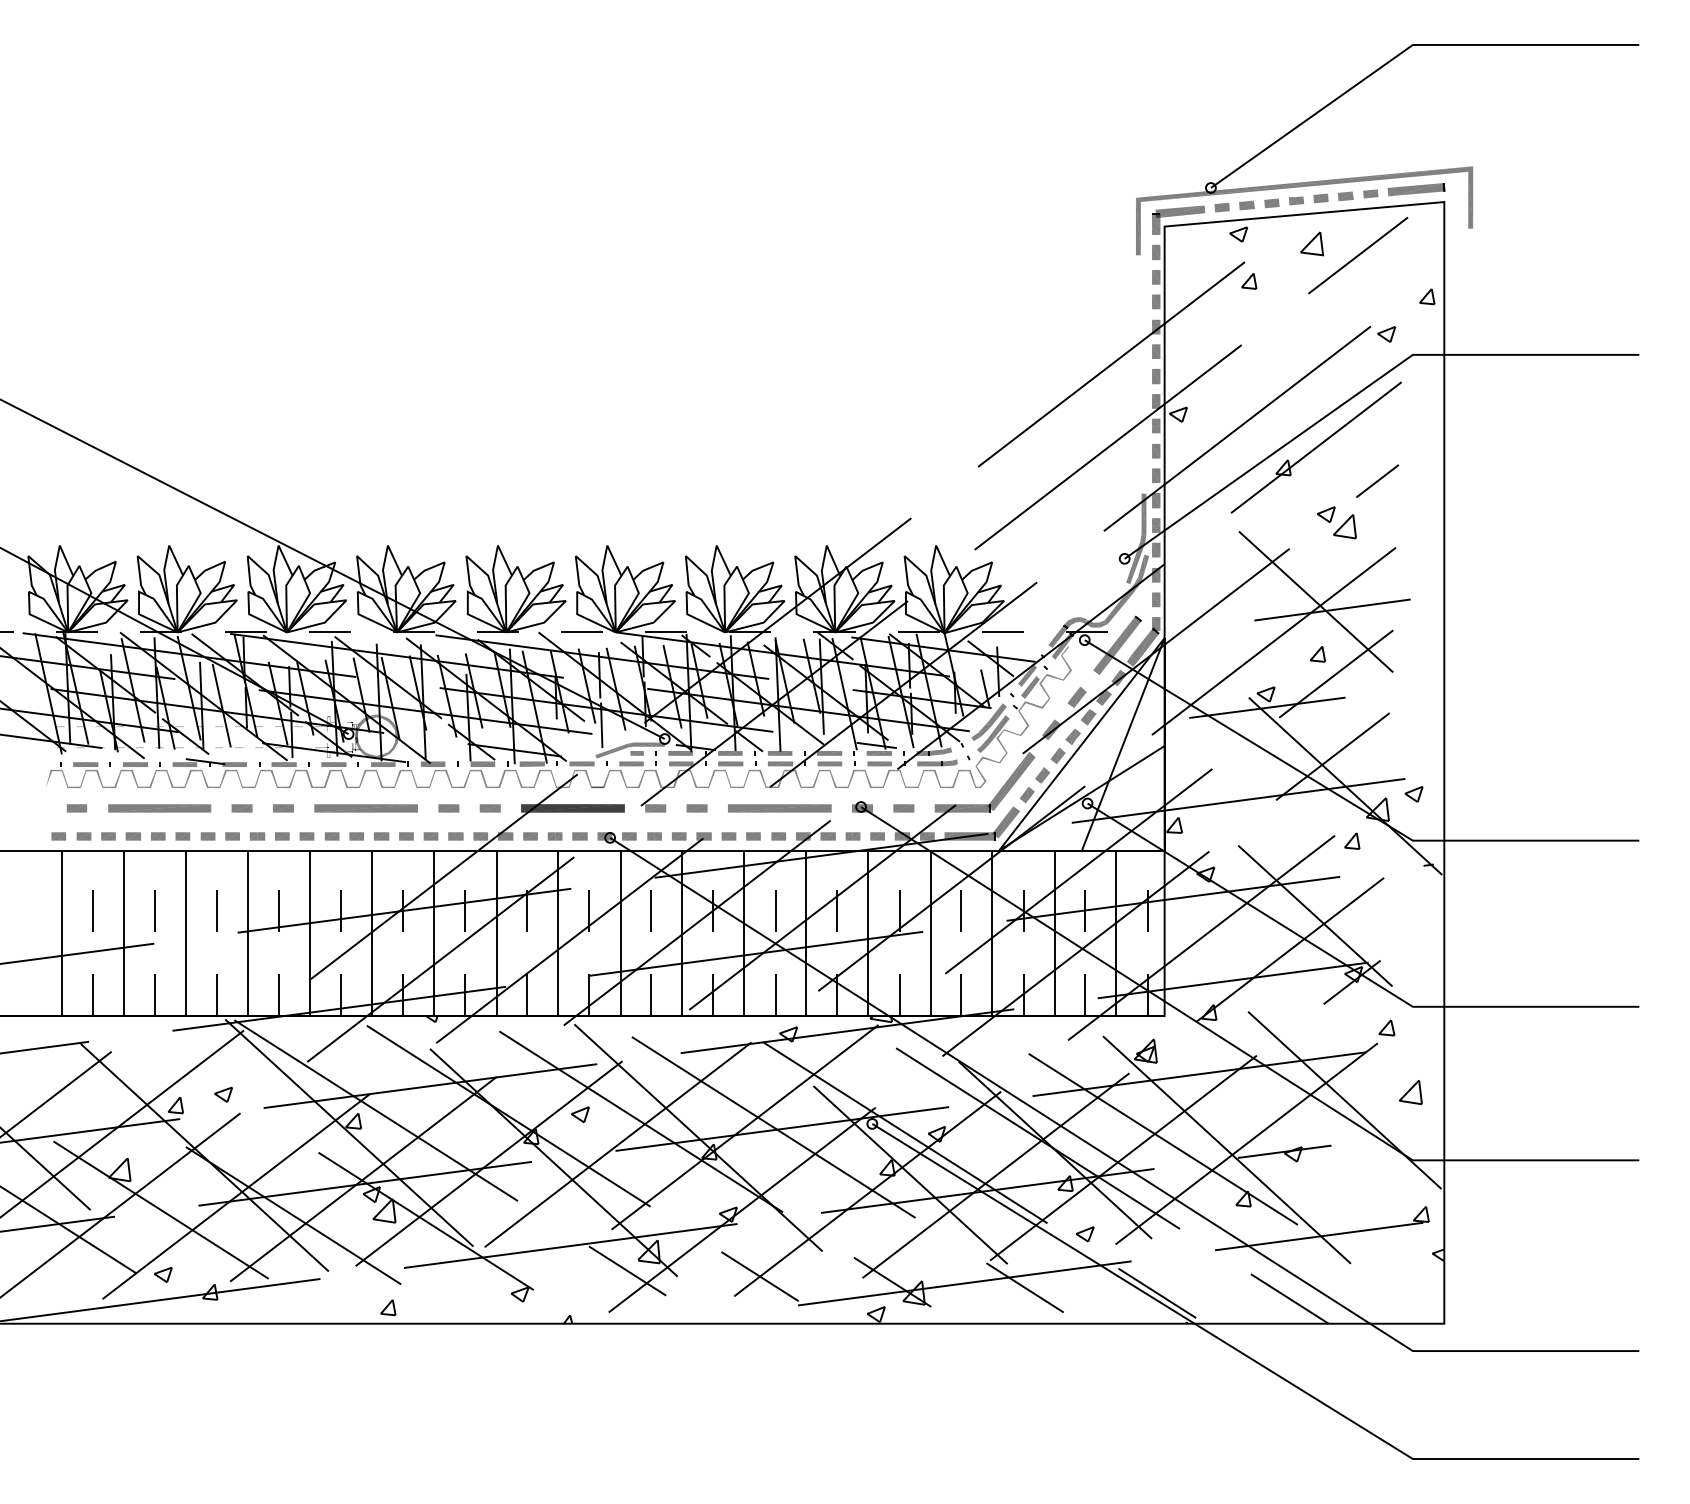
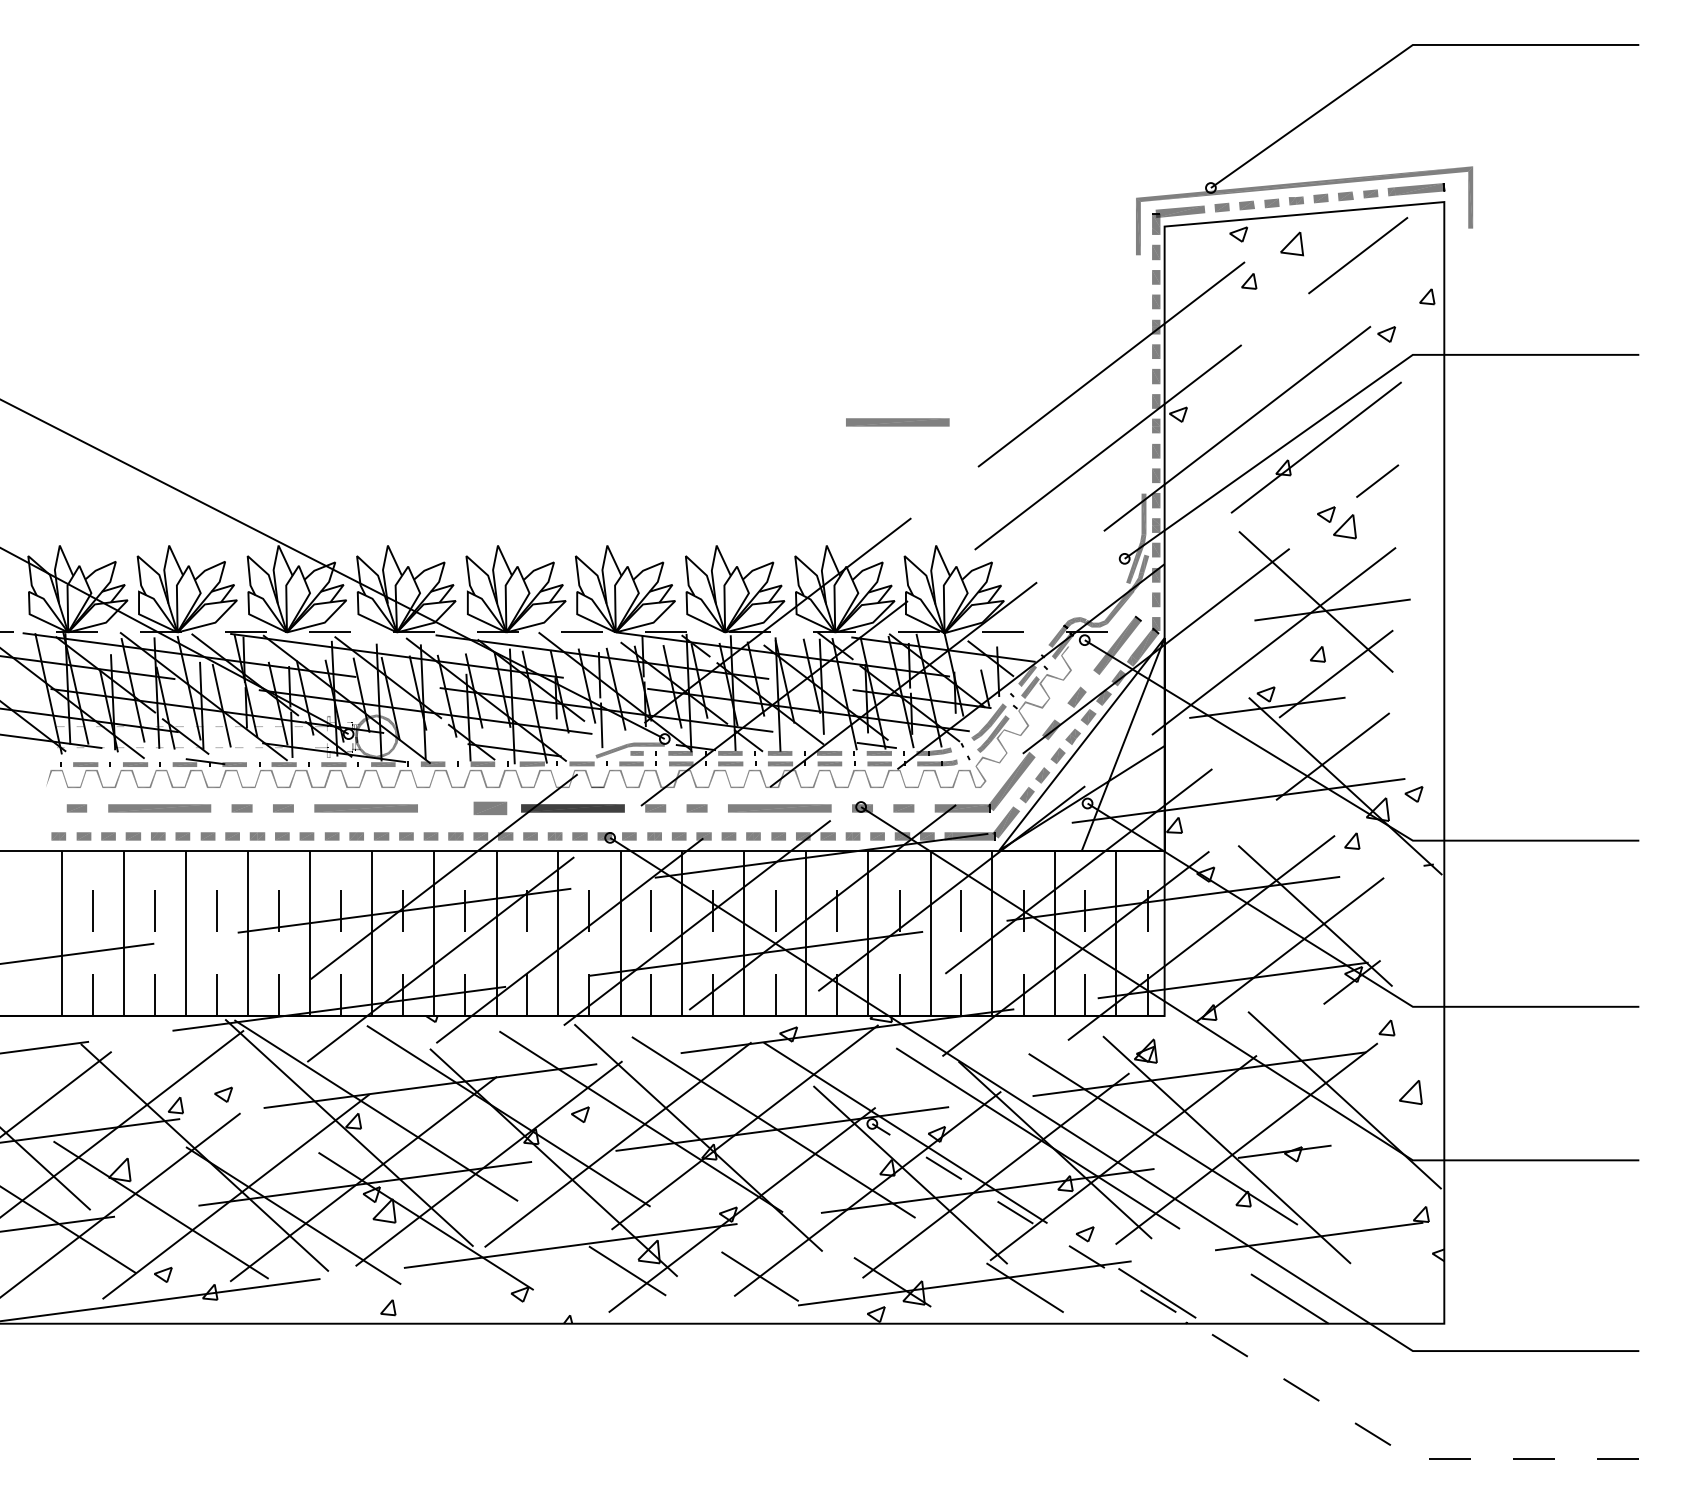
part position: (1311, 243) -> (1291, 243) (1291, 243)
part: none -> present (897, 422)
part: present -> none (448, 808)
part size: 22x9 px -> 35x14 px (490, 807)
line: solid -> dashed (1239, 1351)
